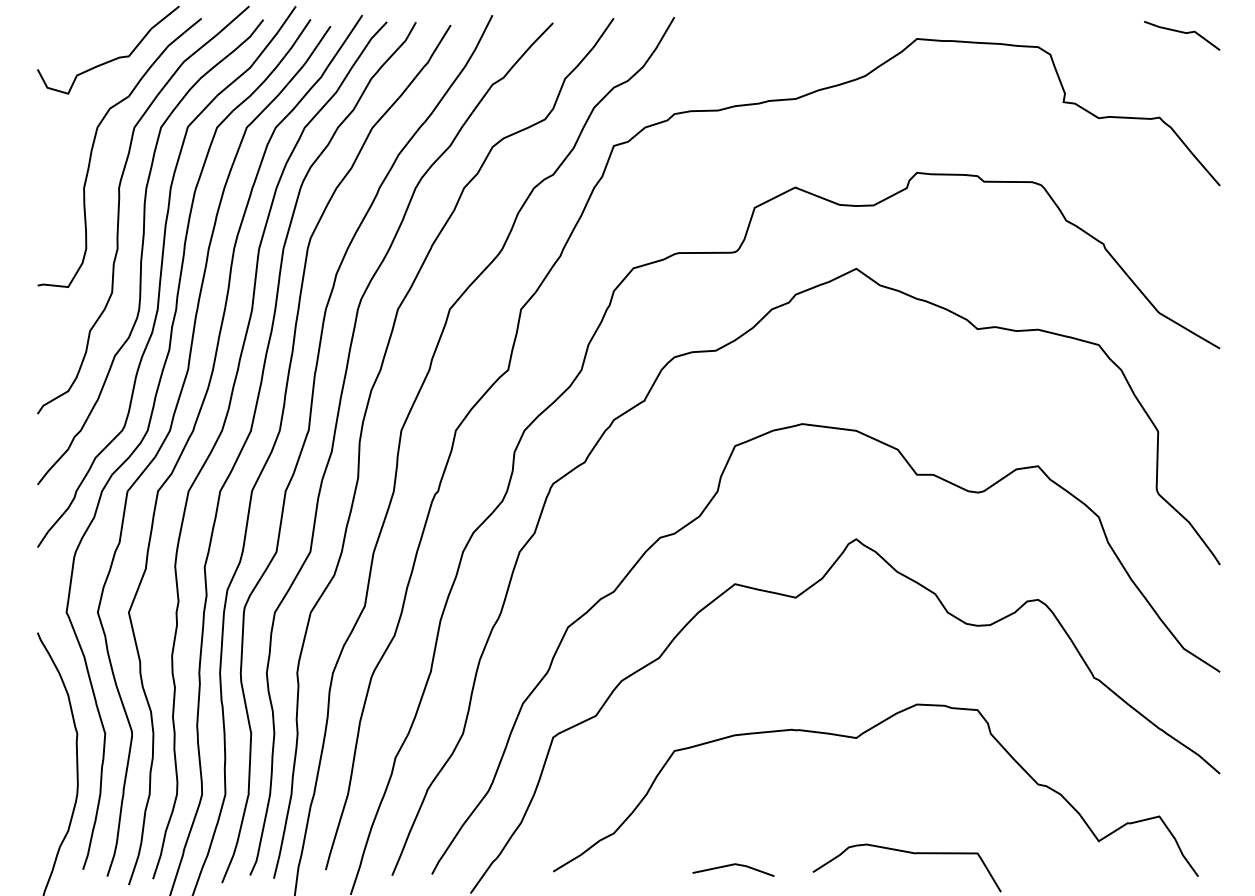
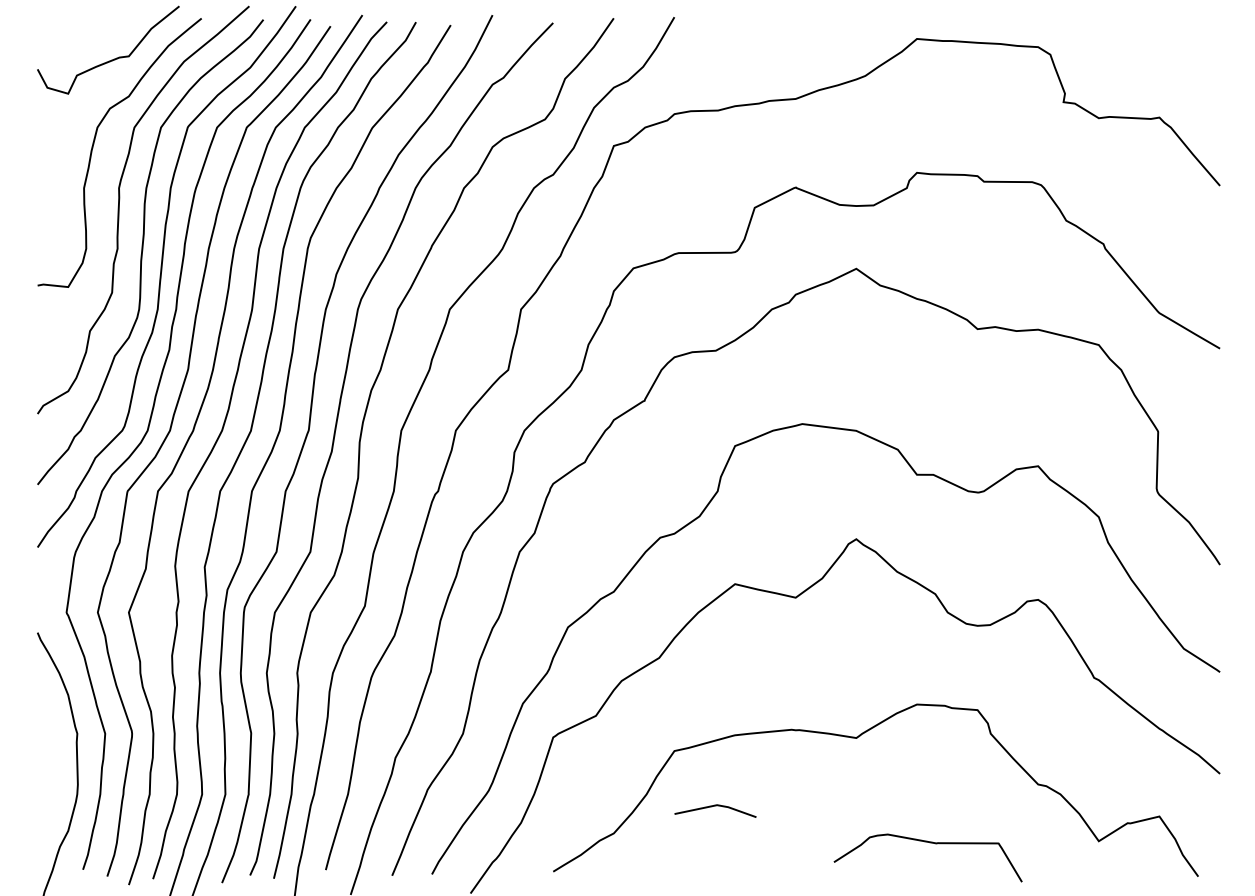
line: present -> none (1182, 33)
curve position: (908, 853) -> (929, 843) (929, 843)
line position: (733, 865) -> (715, 806) (715, 806)
